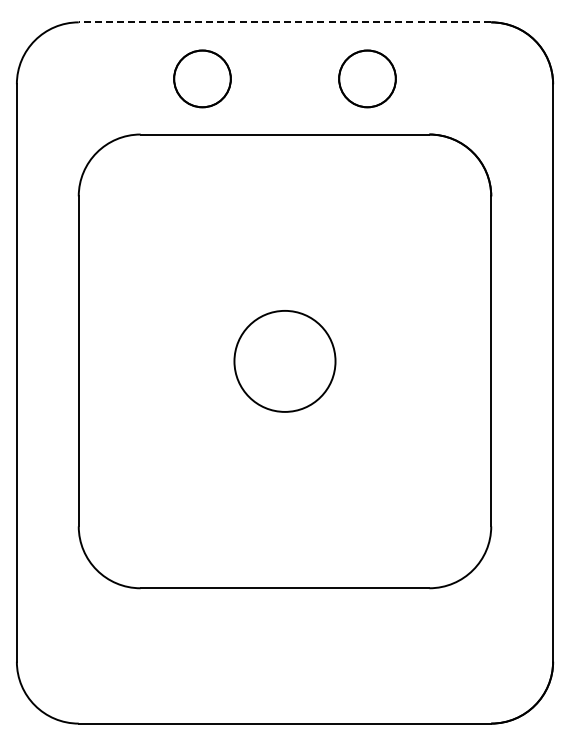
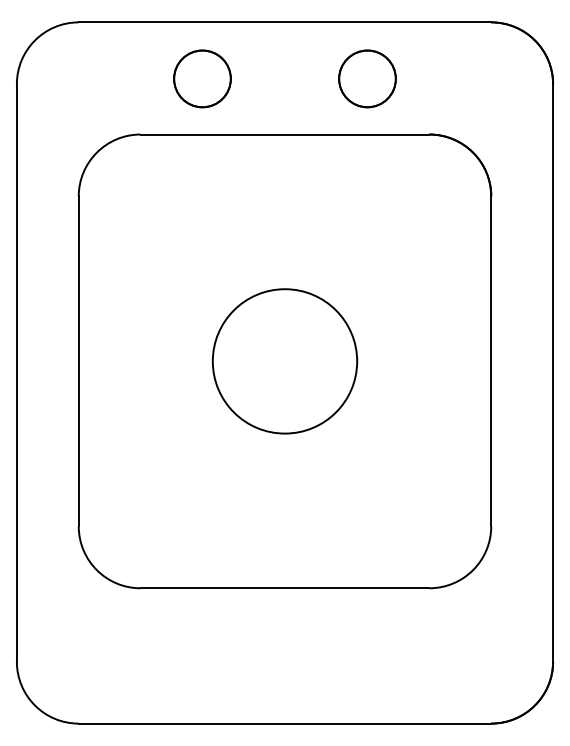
line: dashed -> solid (284, 22)
circle diameter: 101 px -> 144 px (284, 361)
